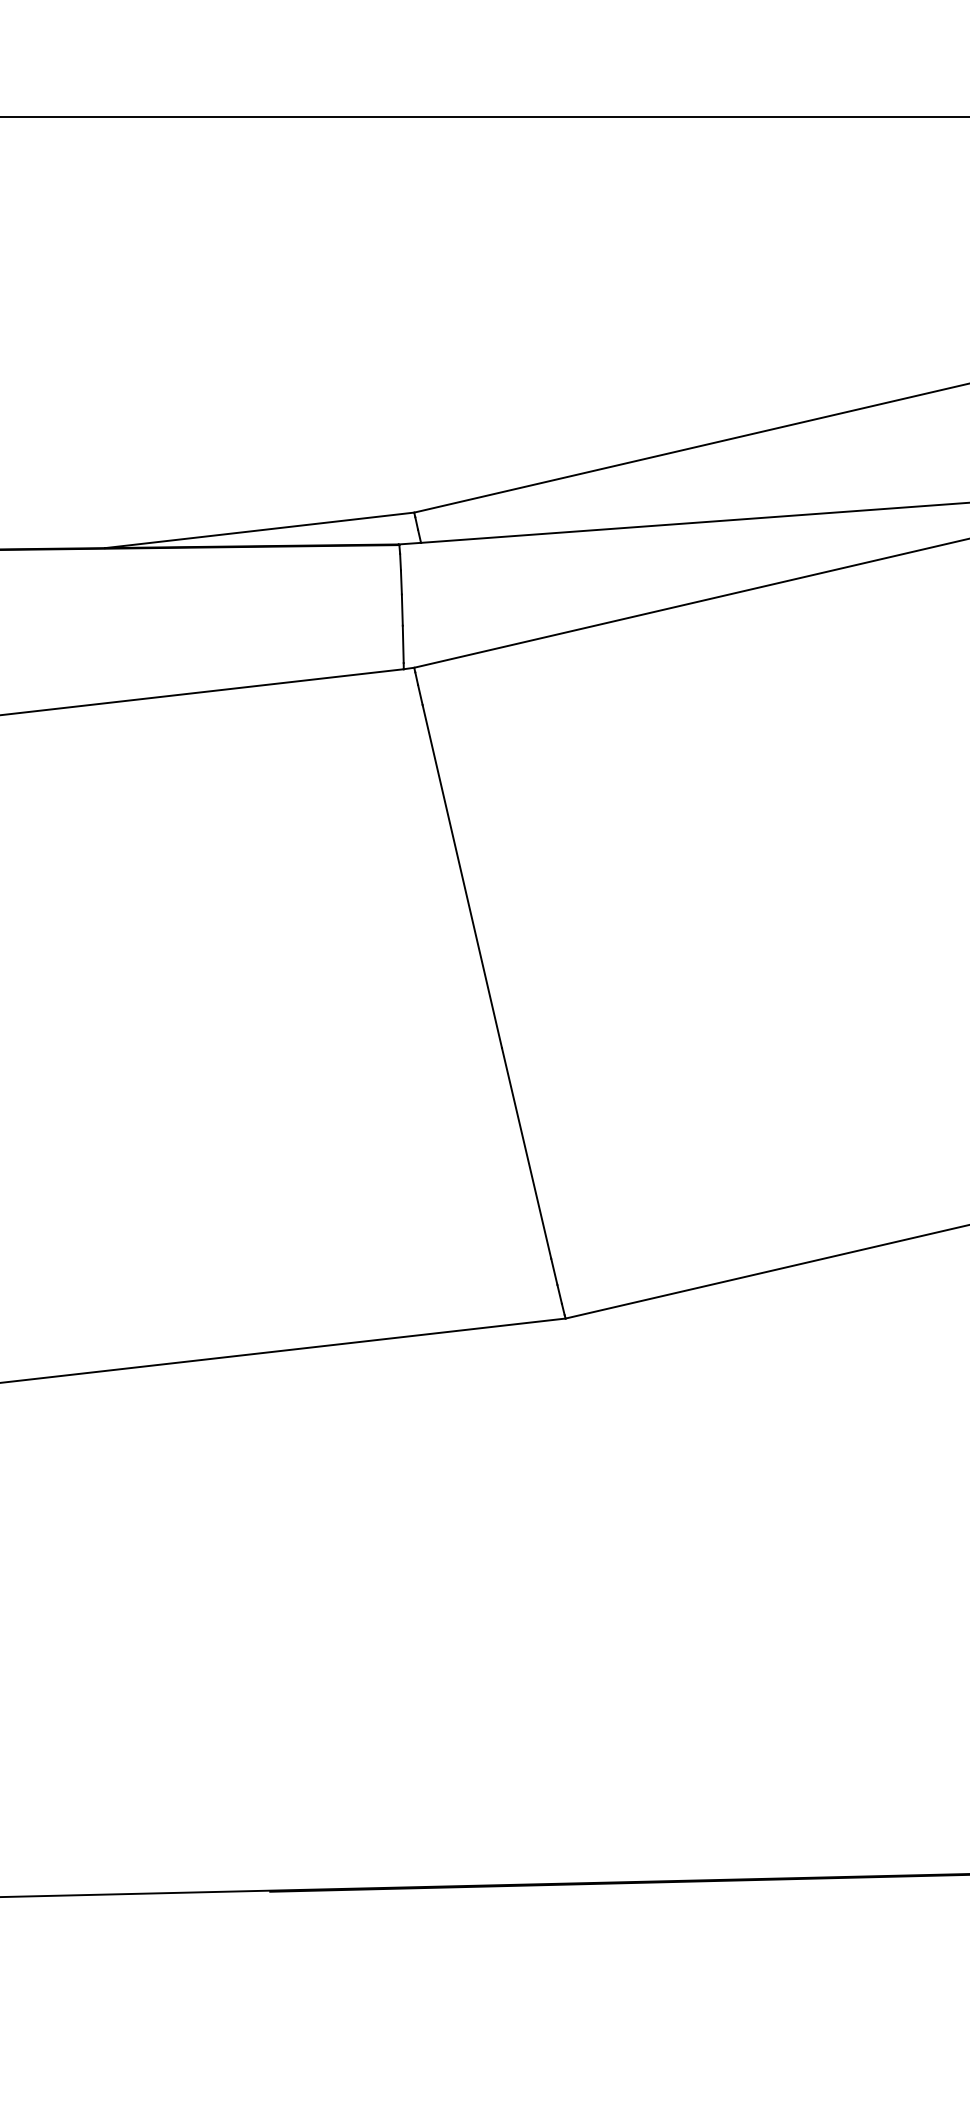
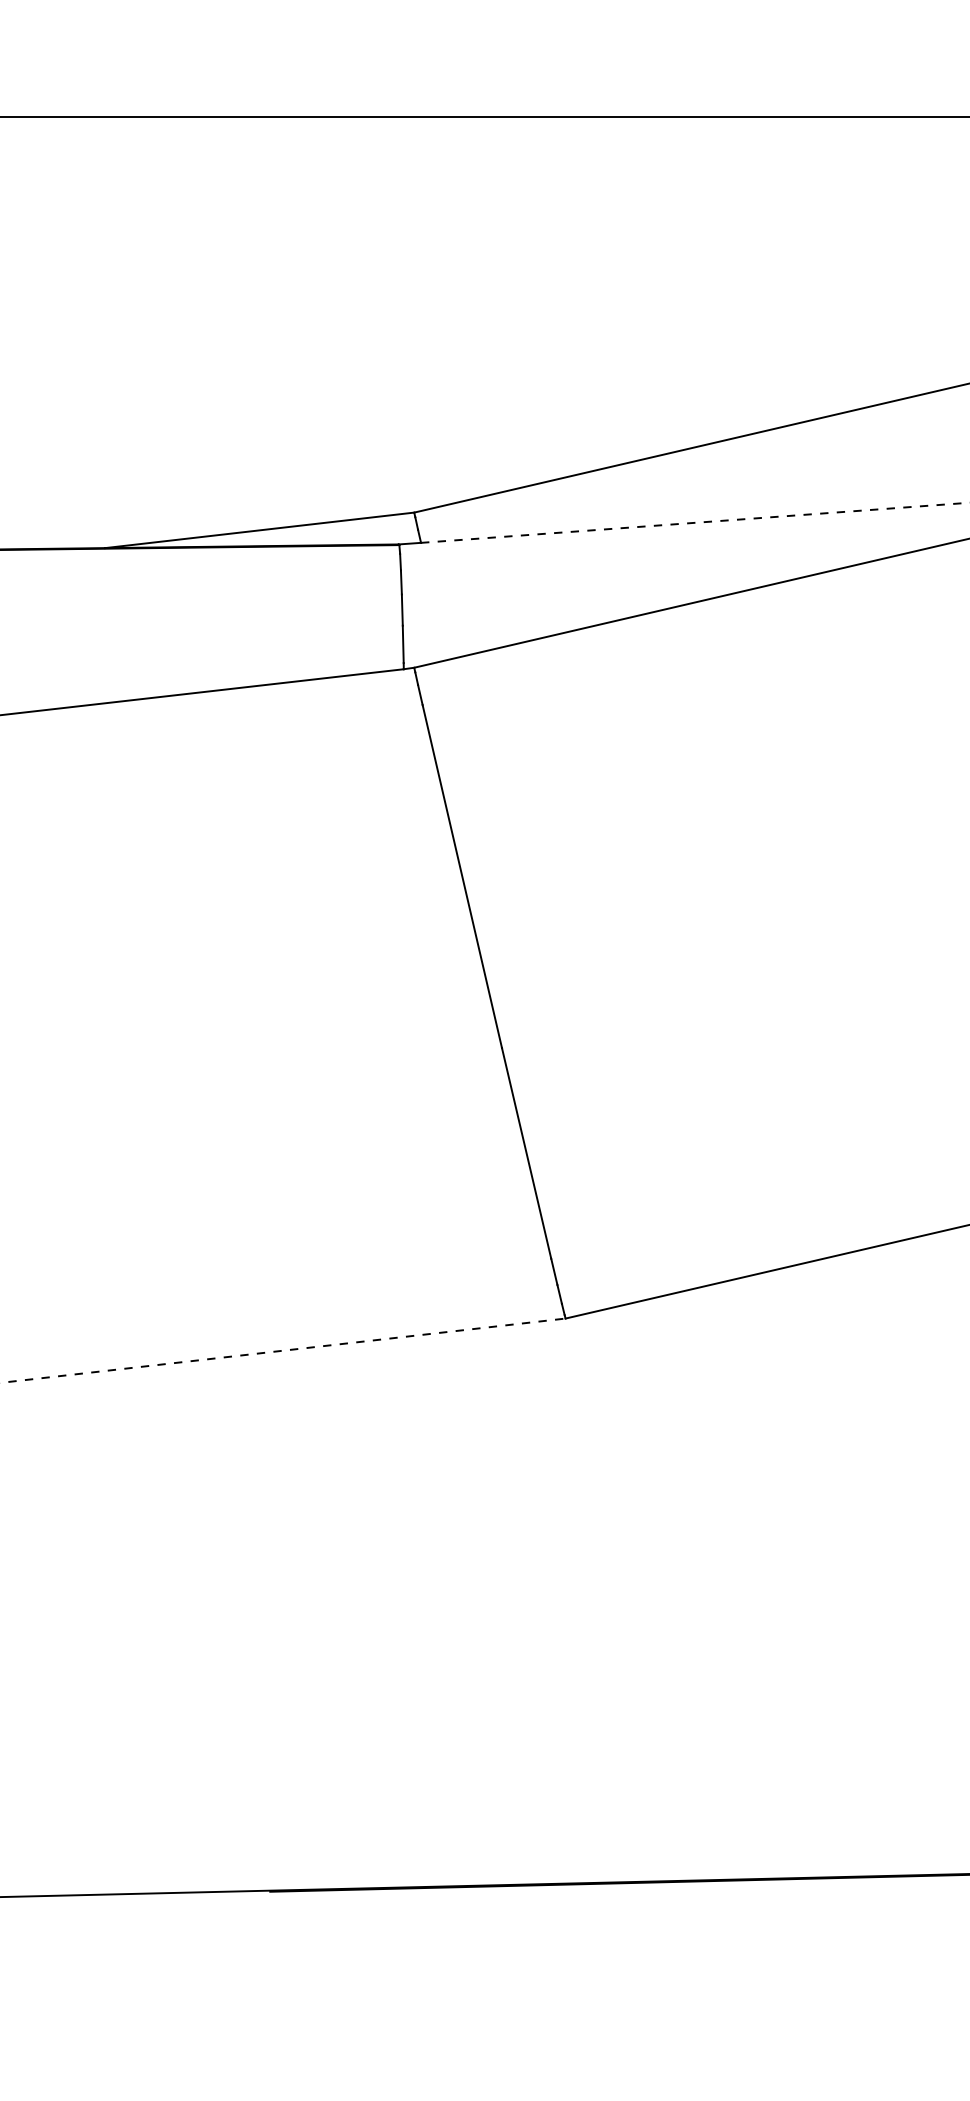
line: solid -> dashed (695, 522)
line: solid -> dashed (283, 1350)
